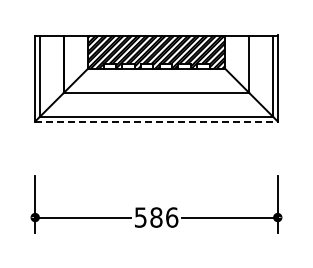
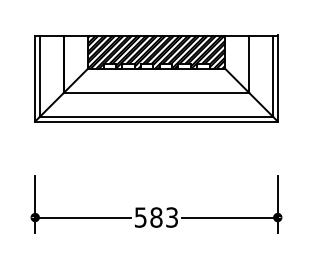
line: dashed -> solid (156, 121)
text: 586 -> 583 (172, 217)
